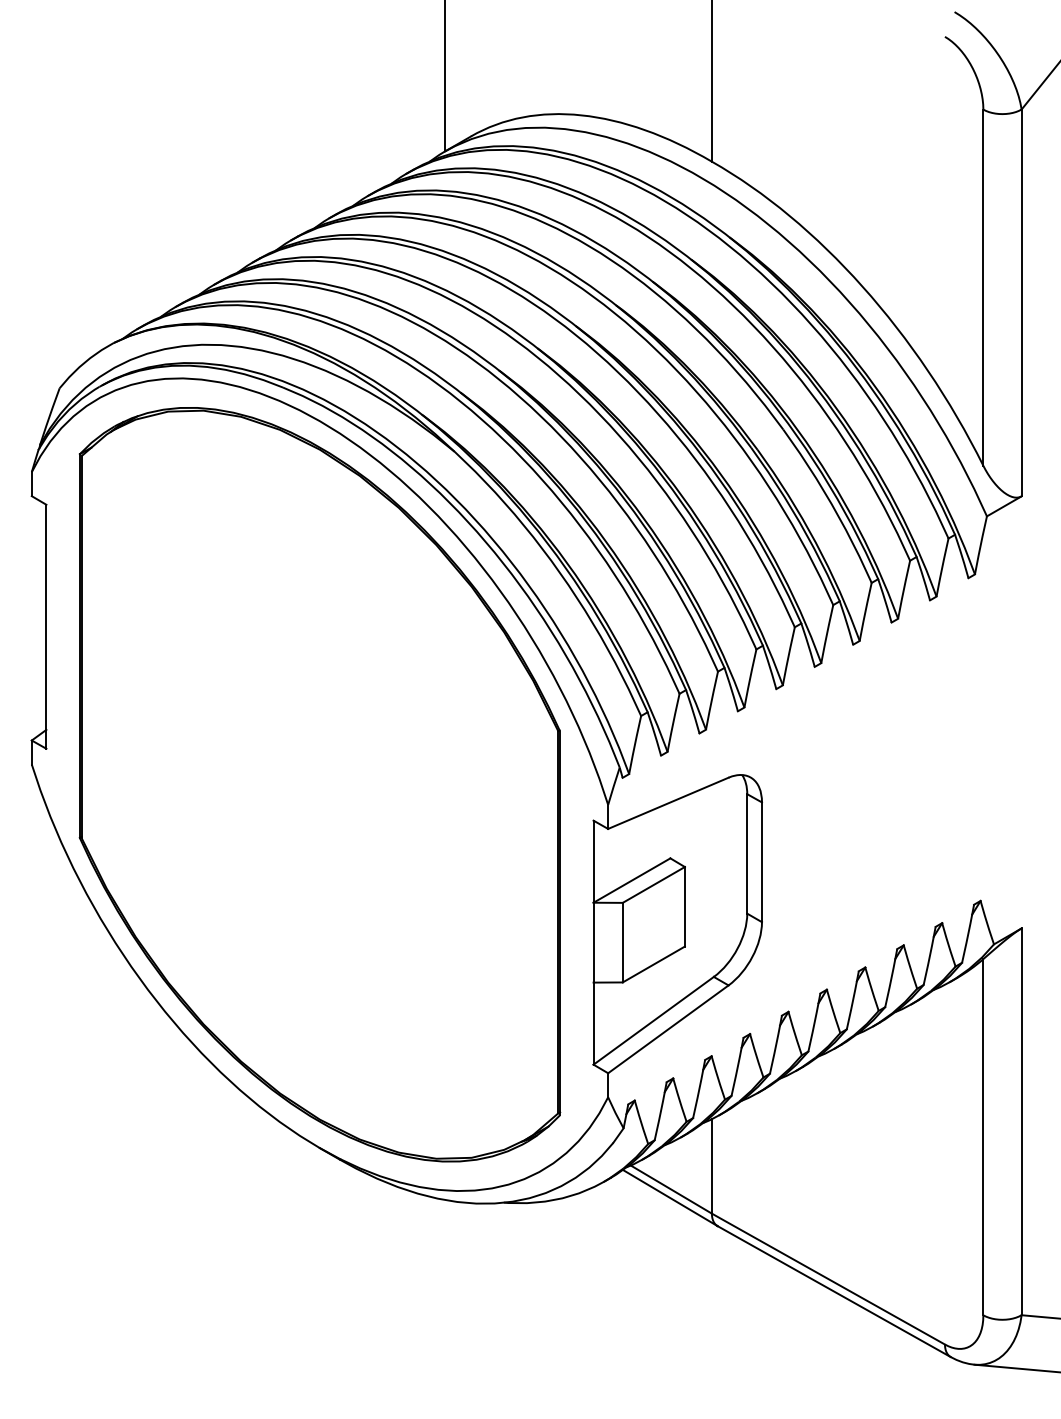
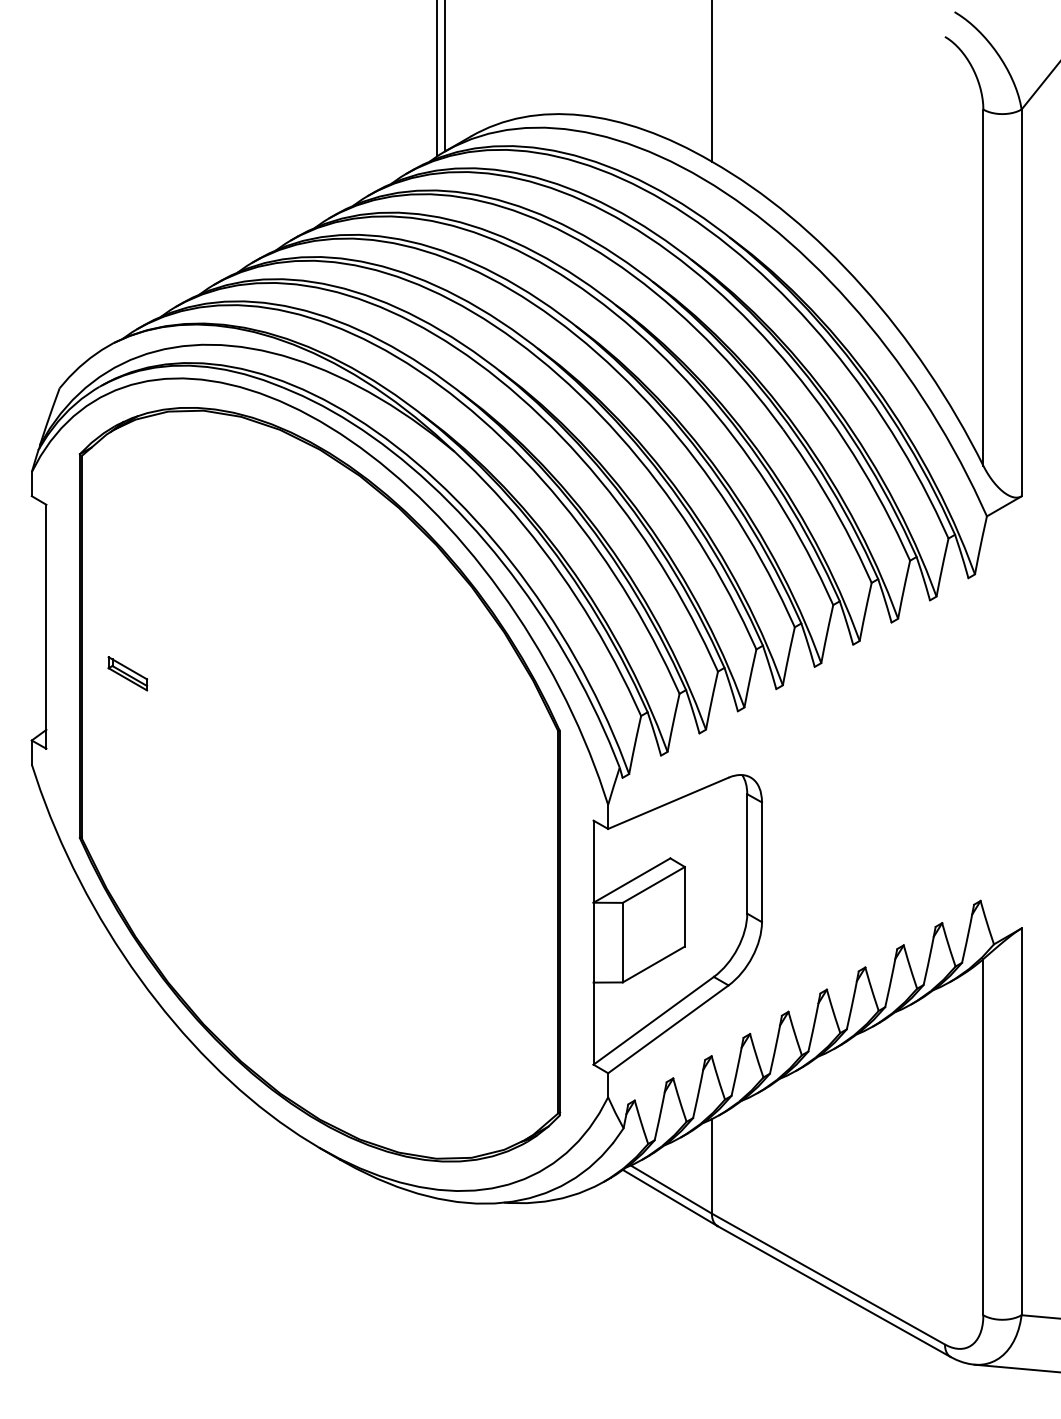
line: none -> present (437, 79)
part: none -> present (127, 673)
